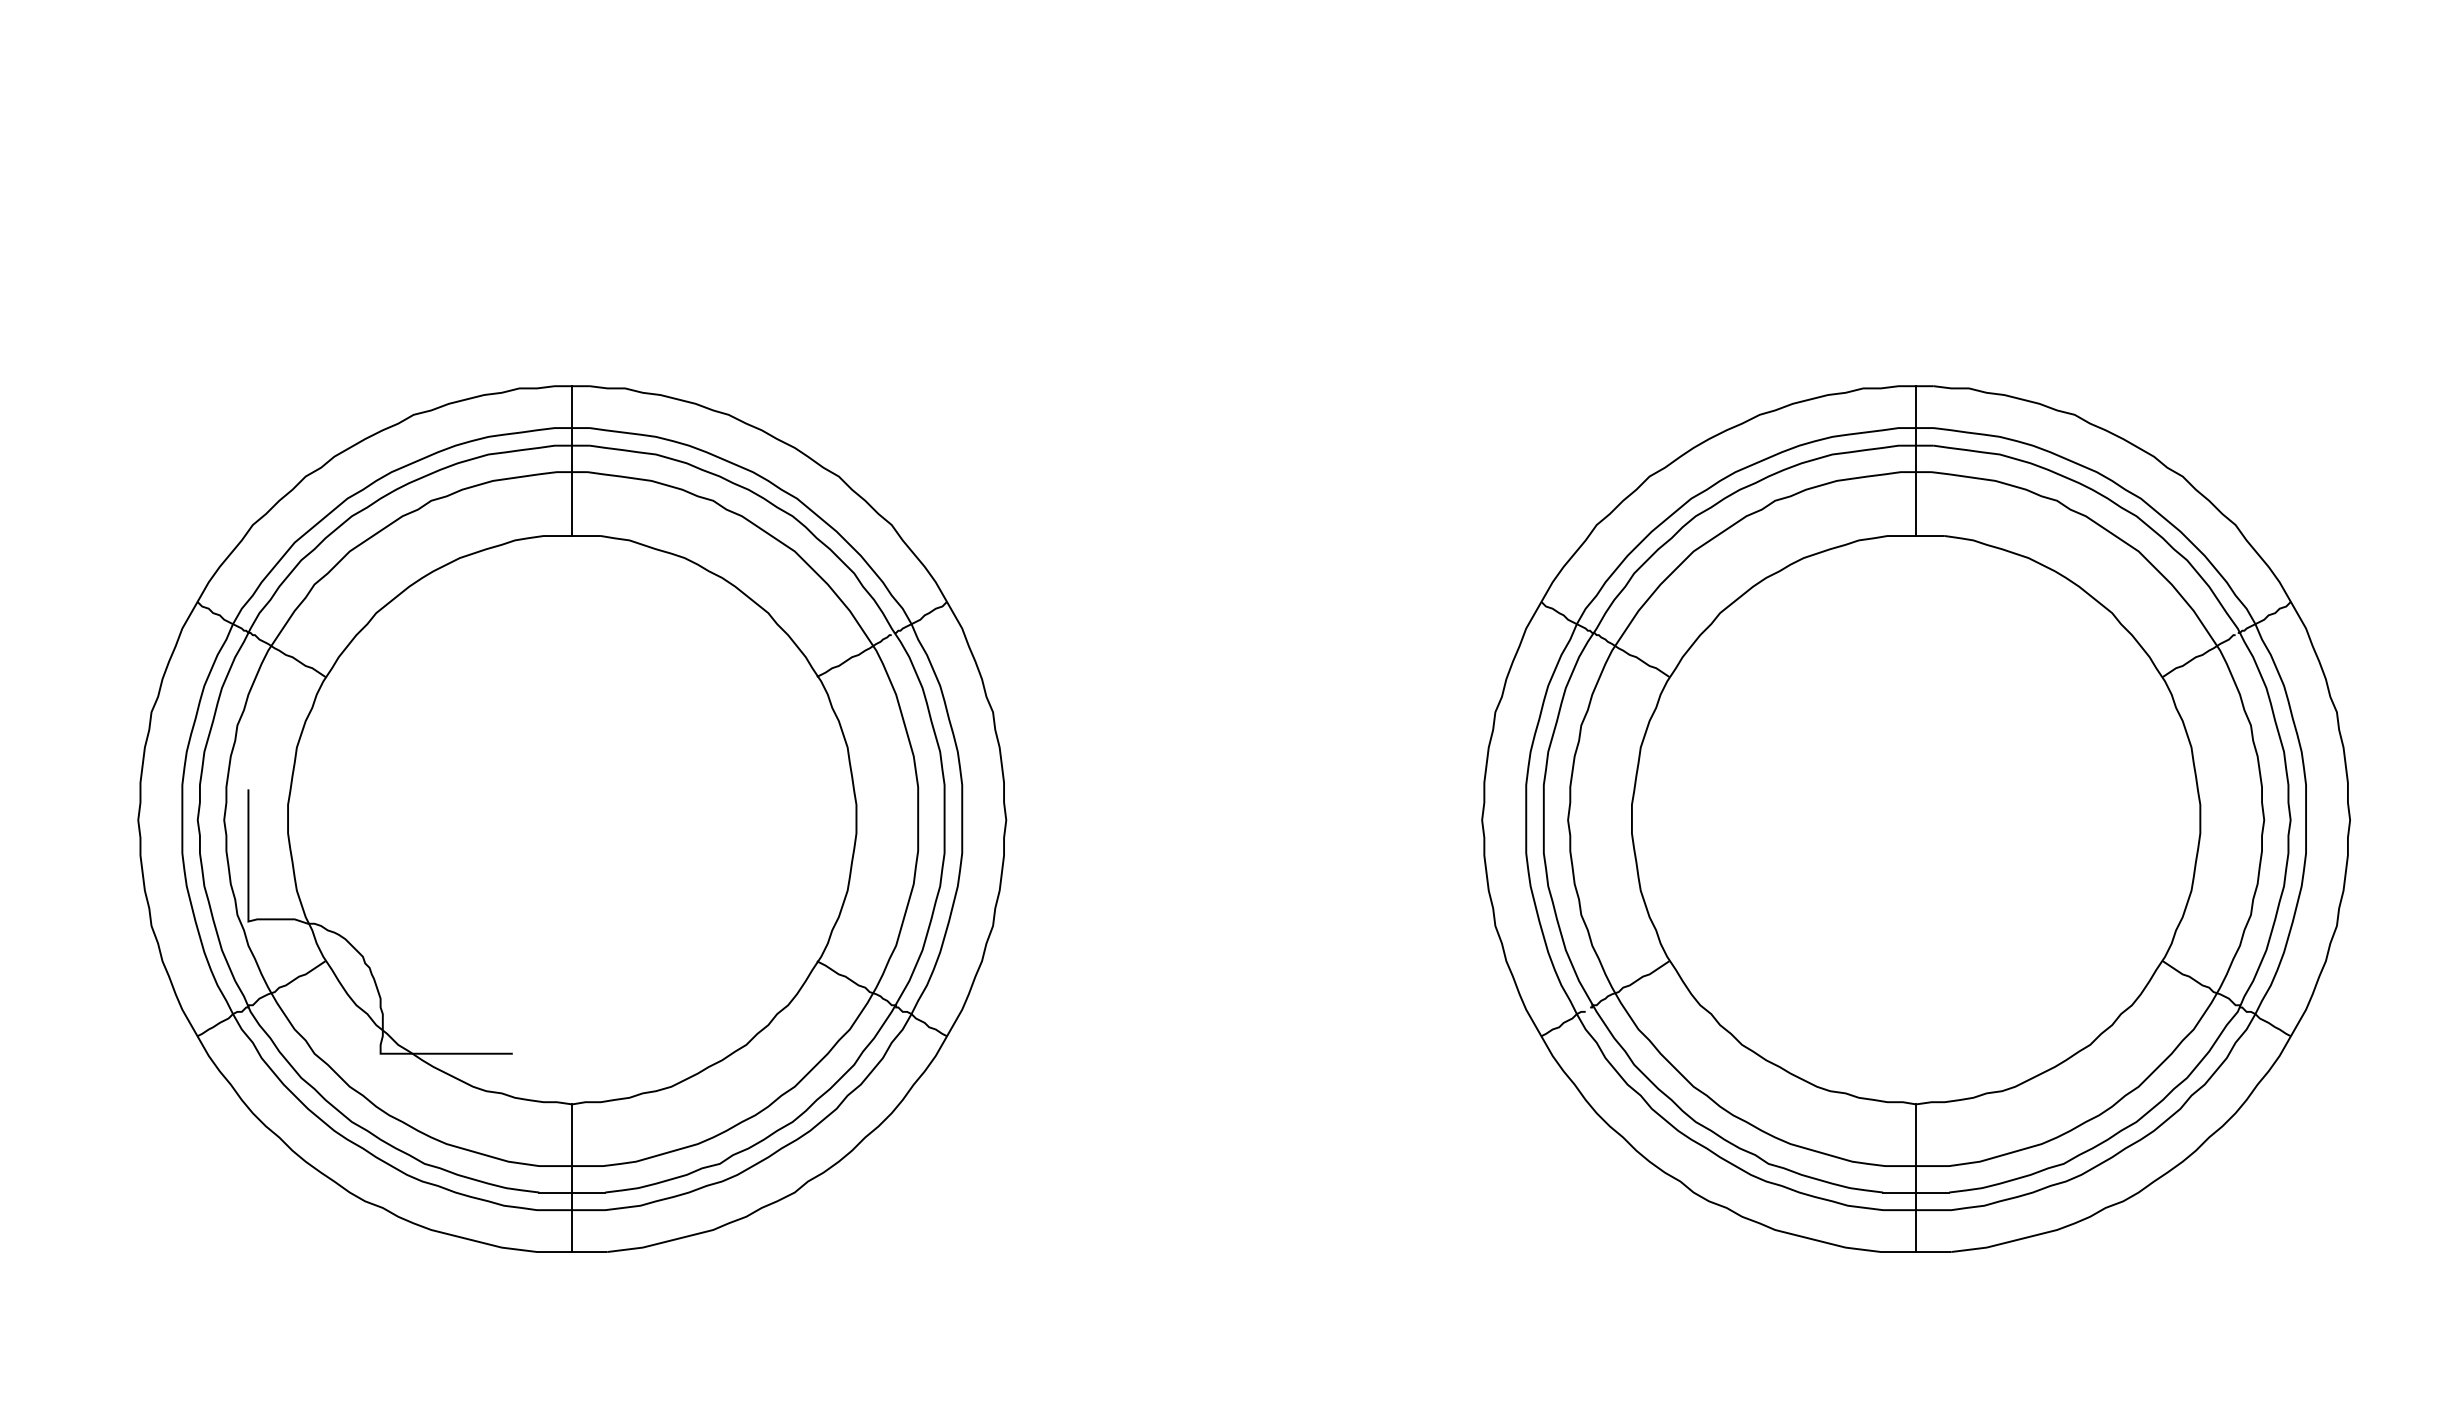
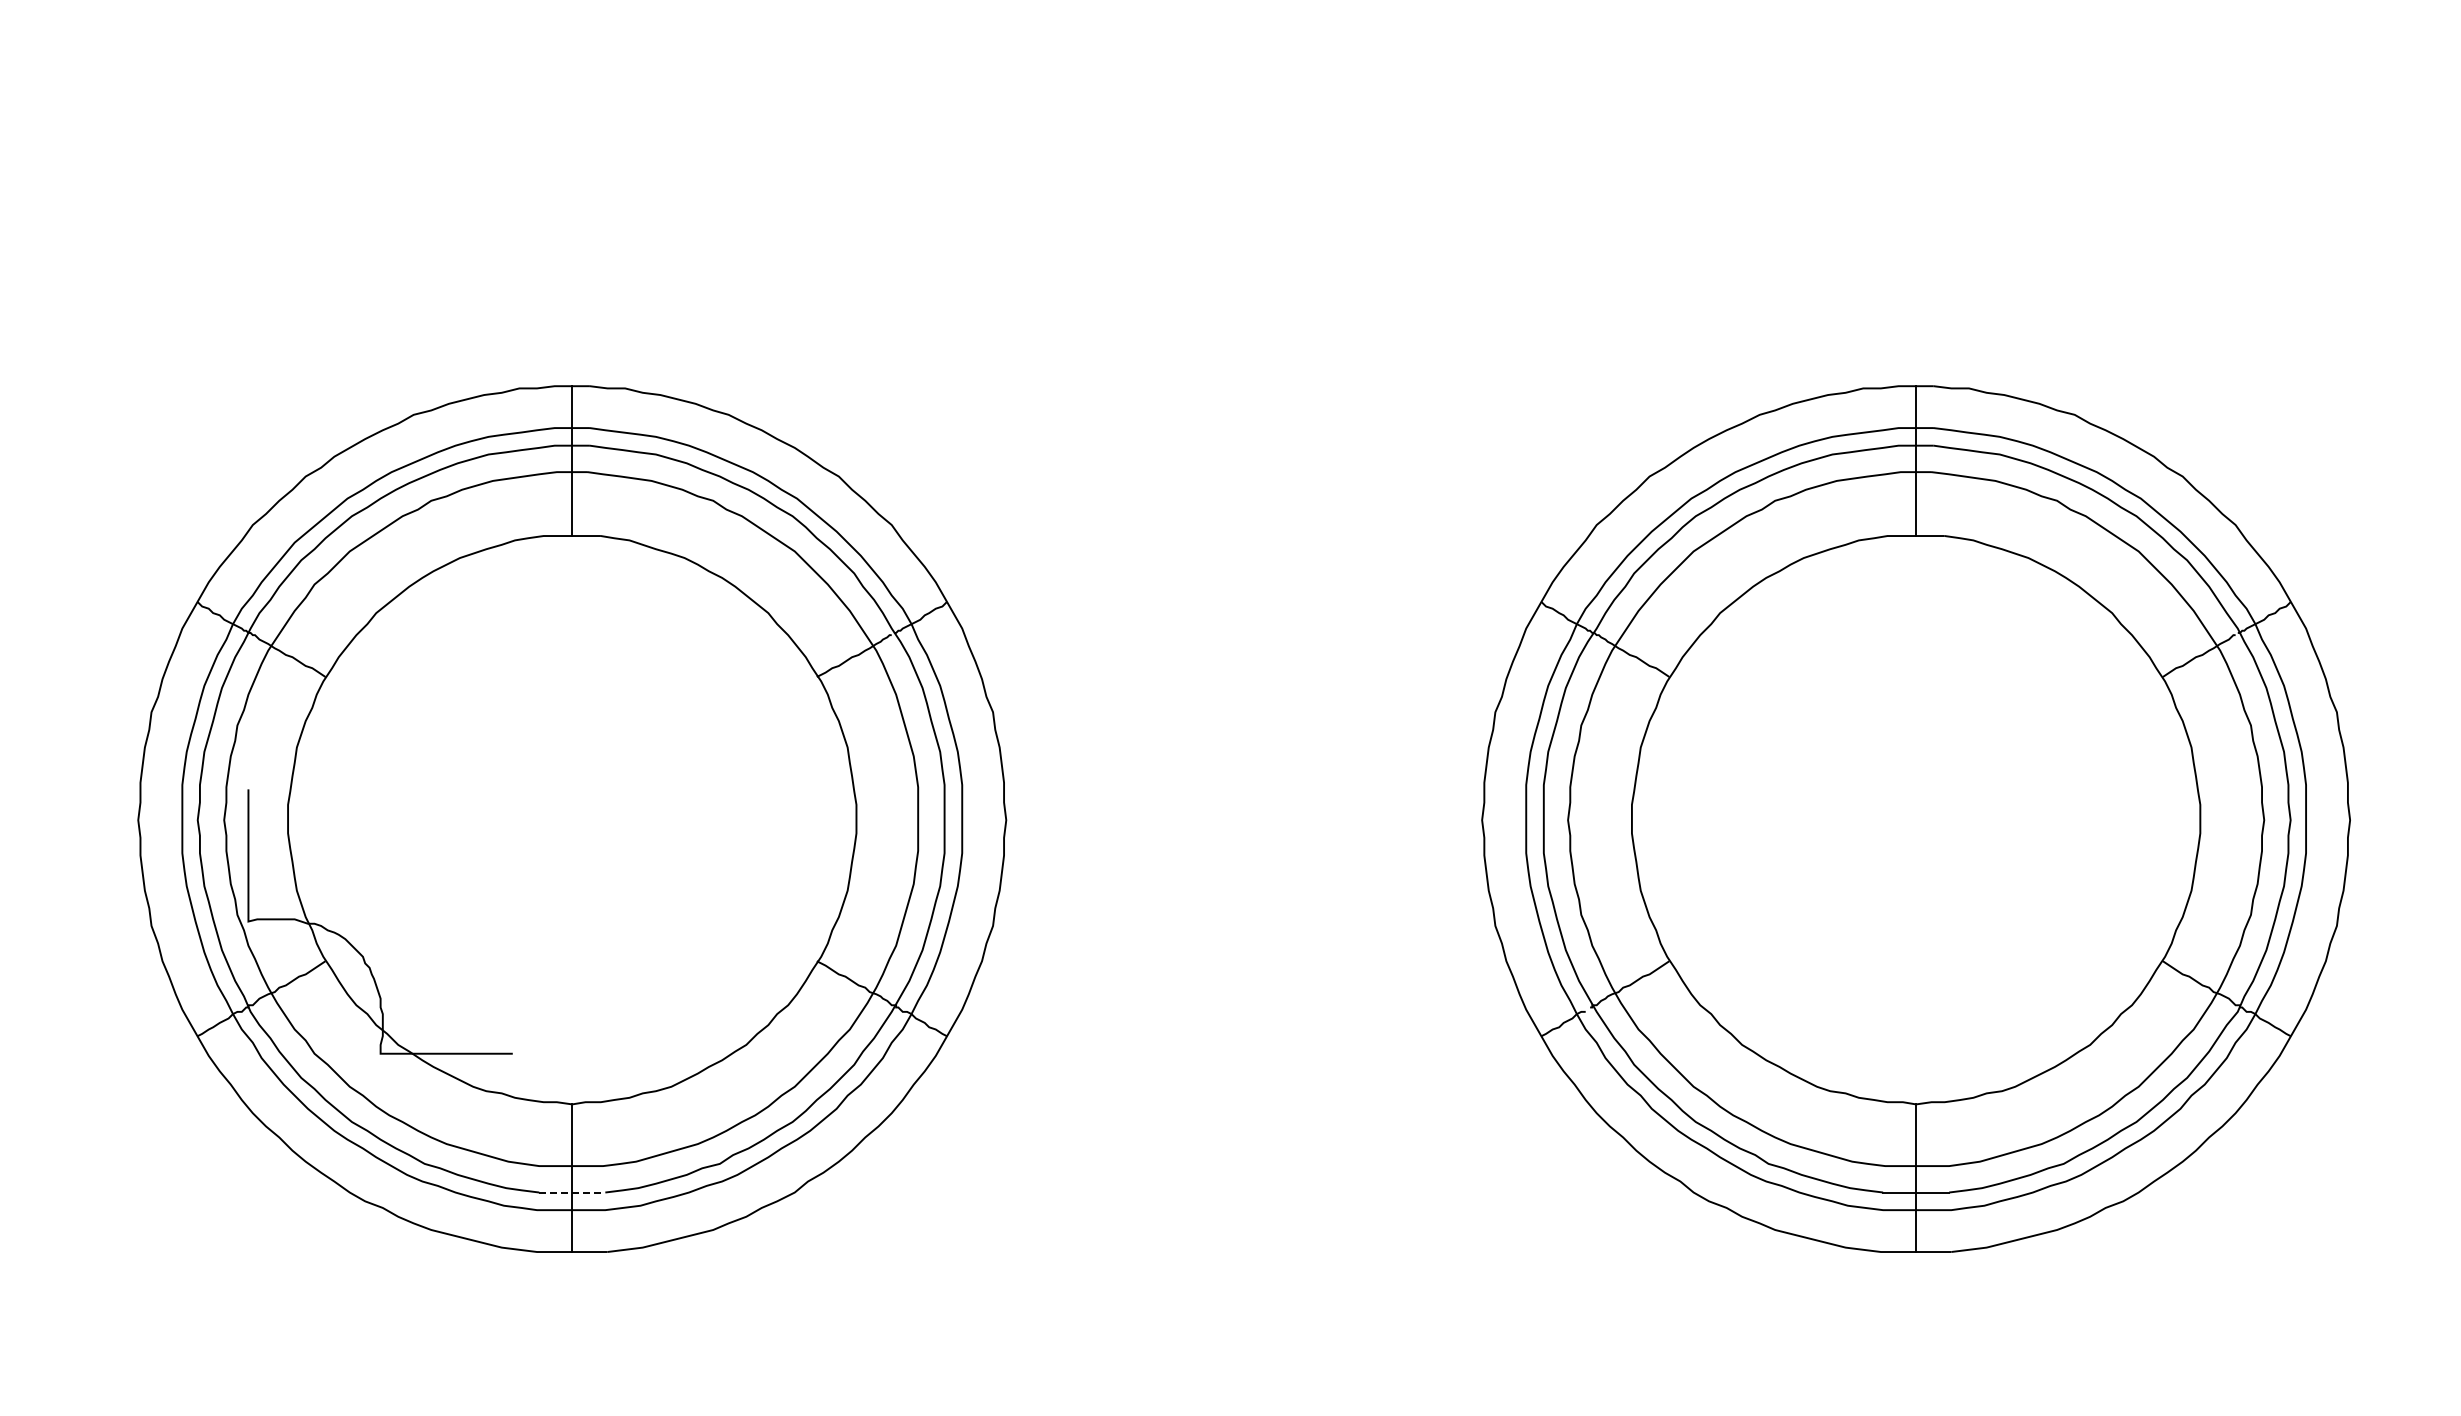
line: solid -> dashed (572, 1192)
